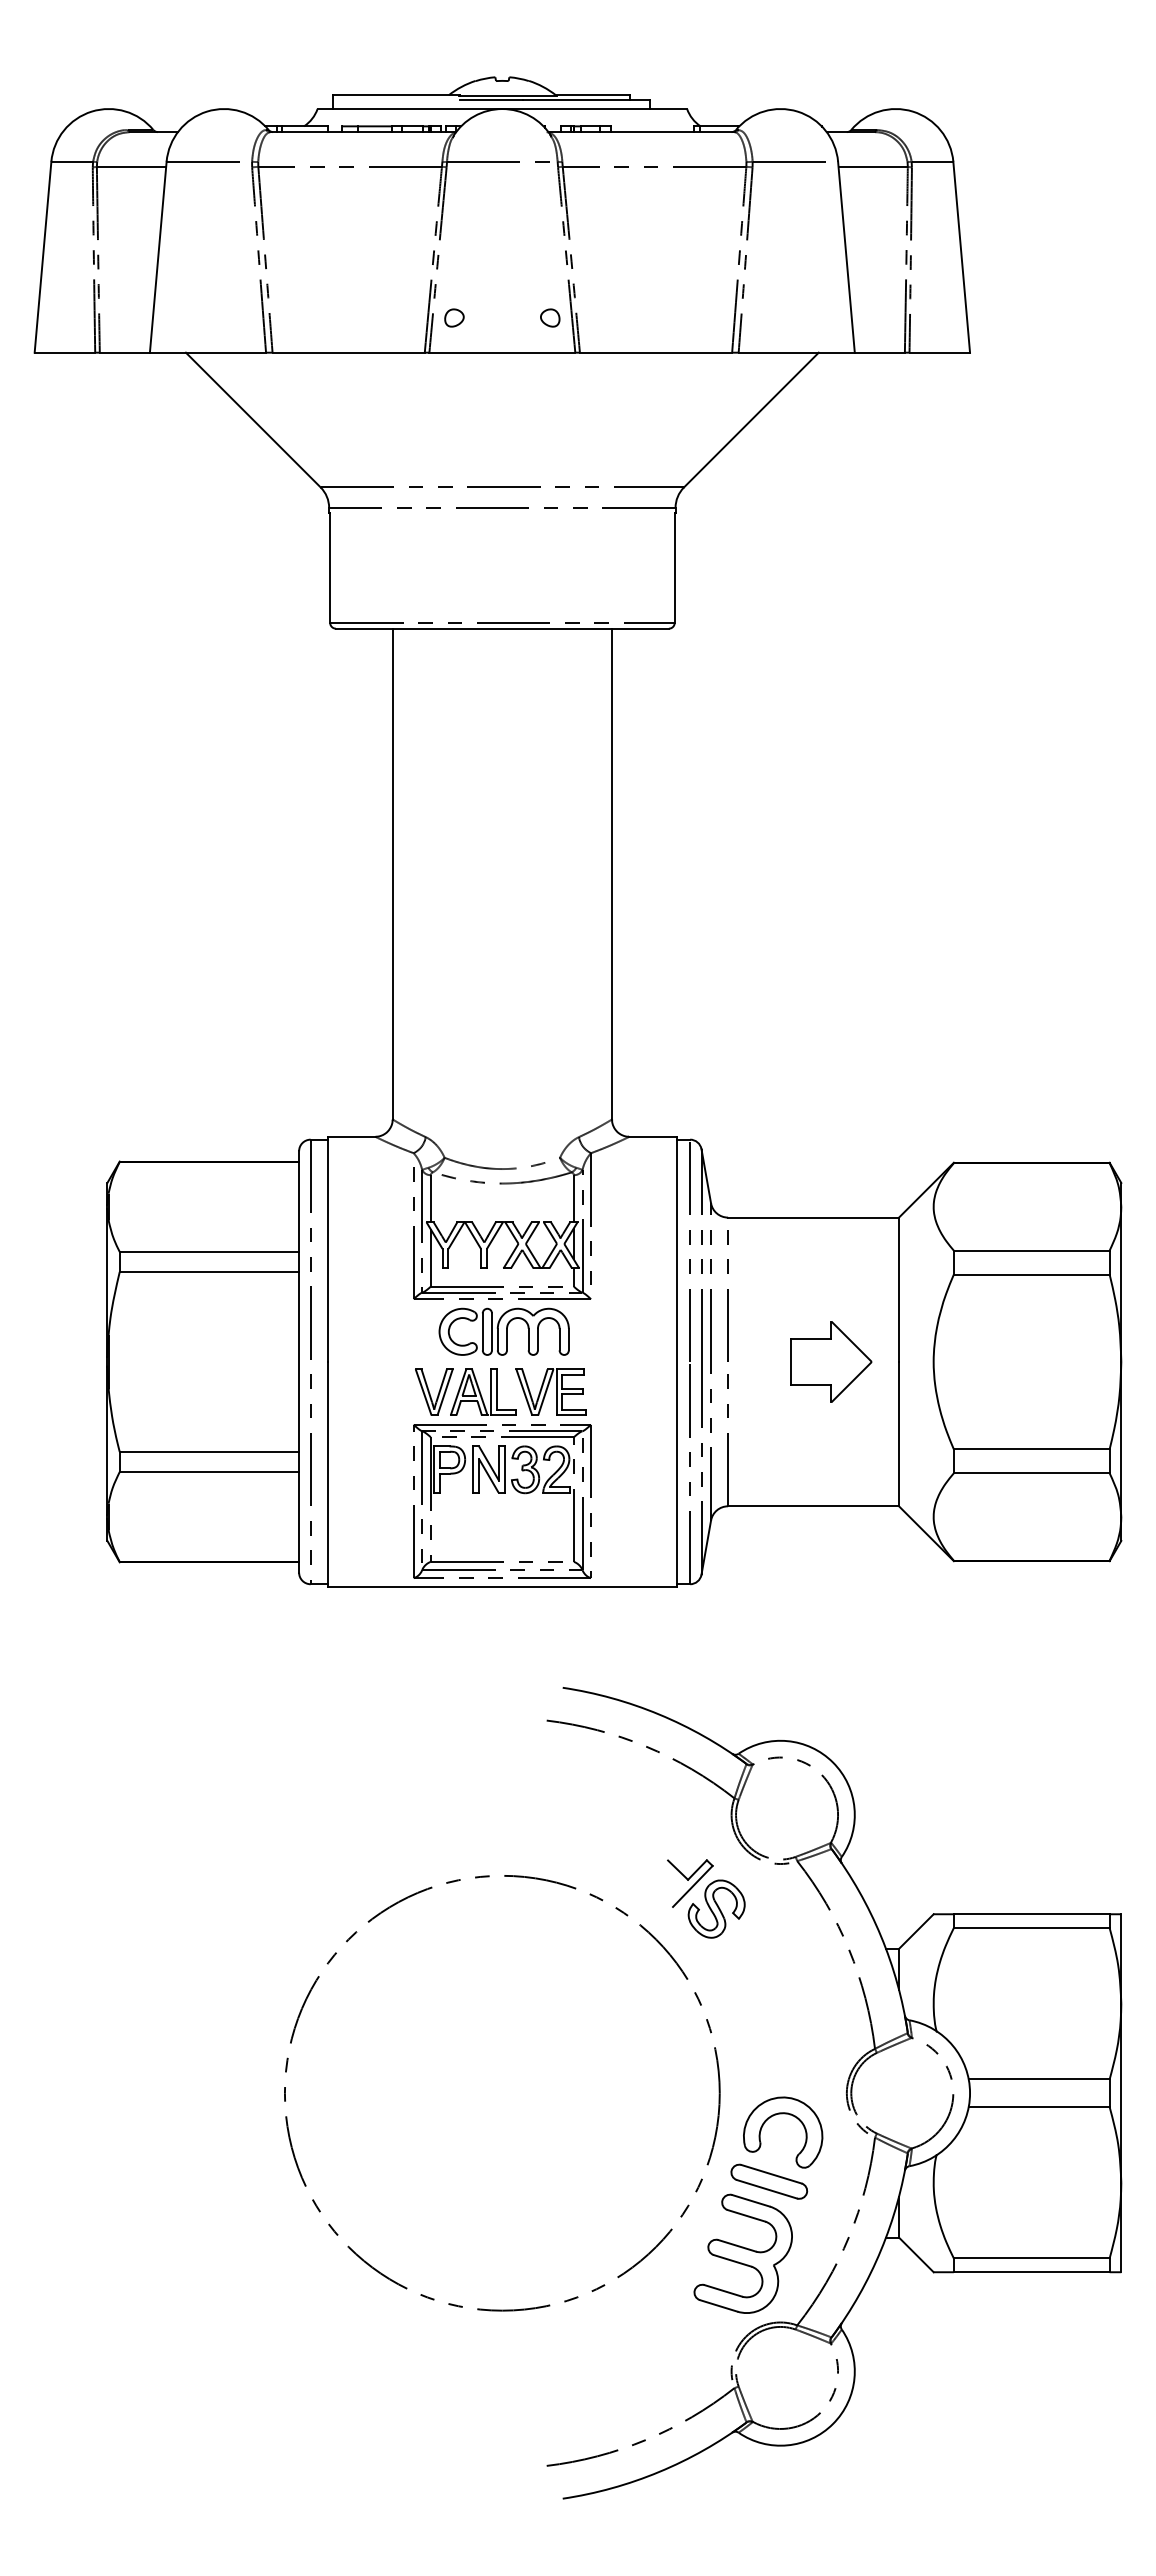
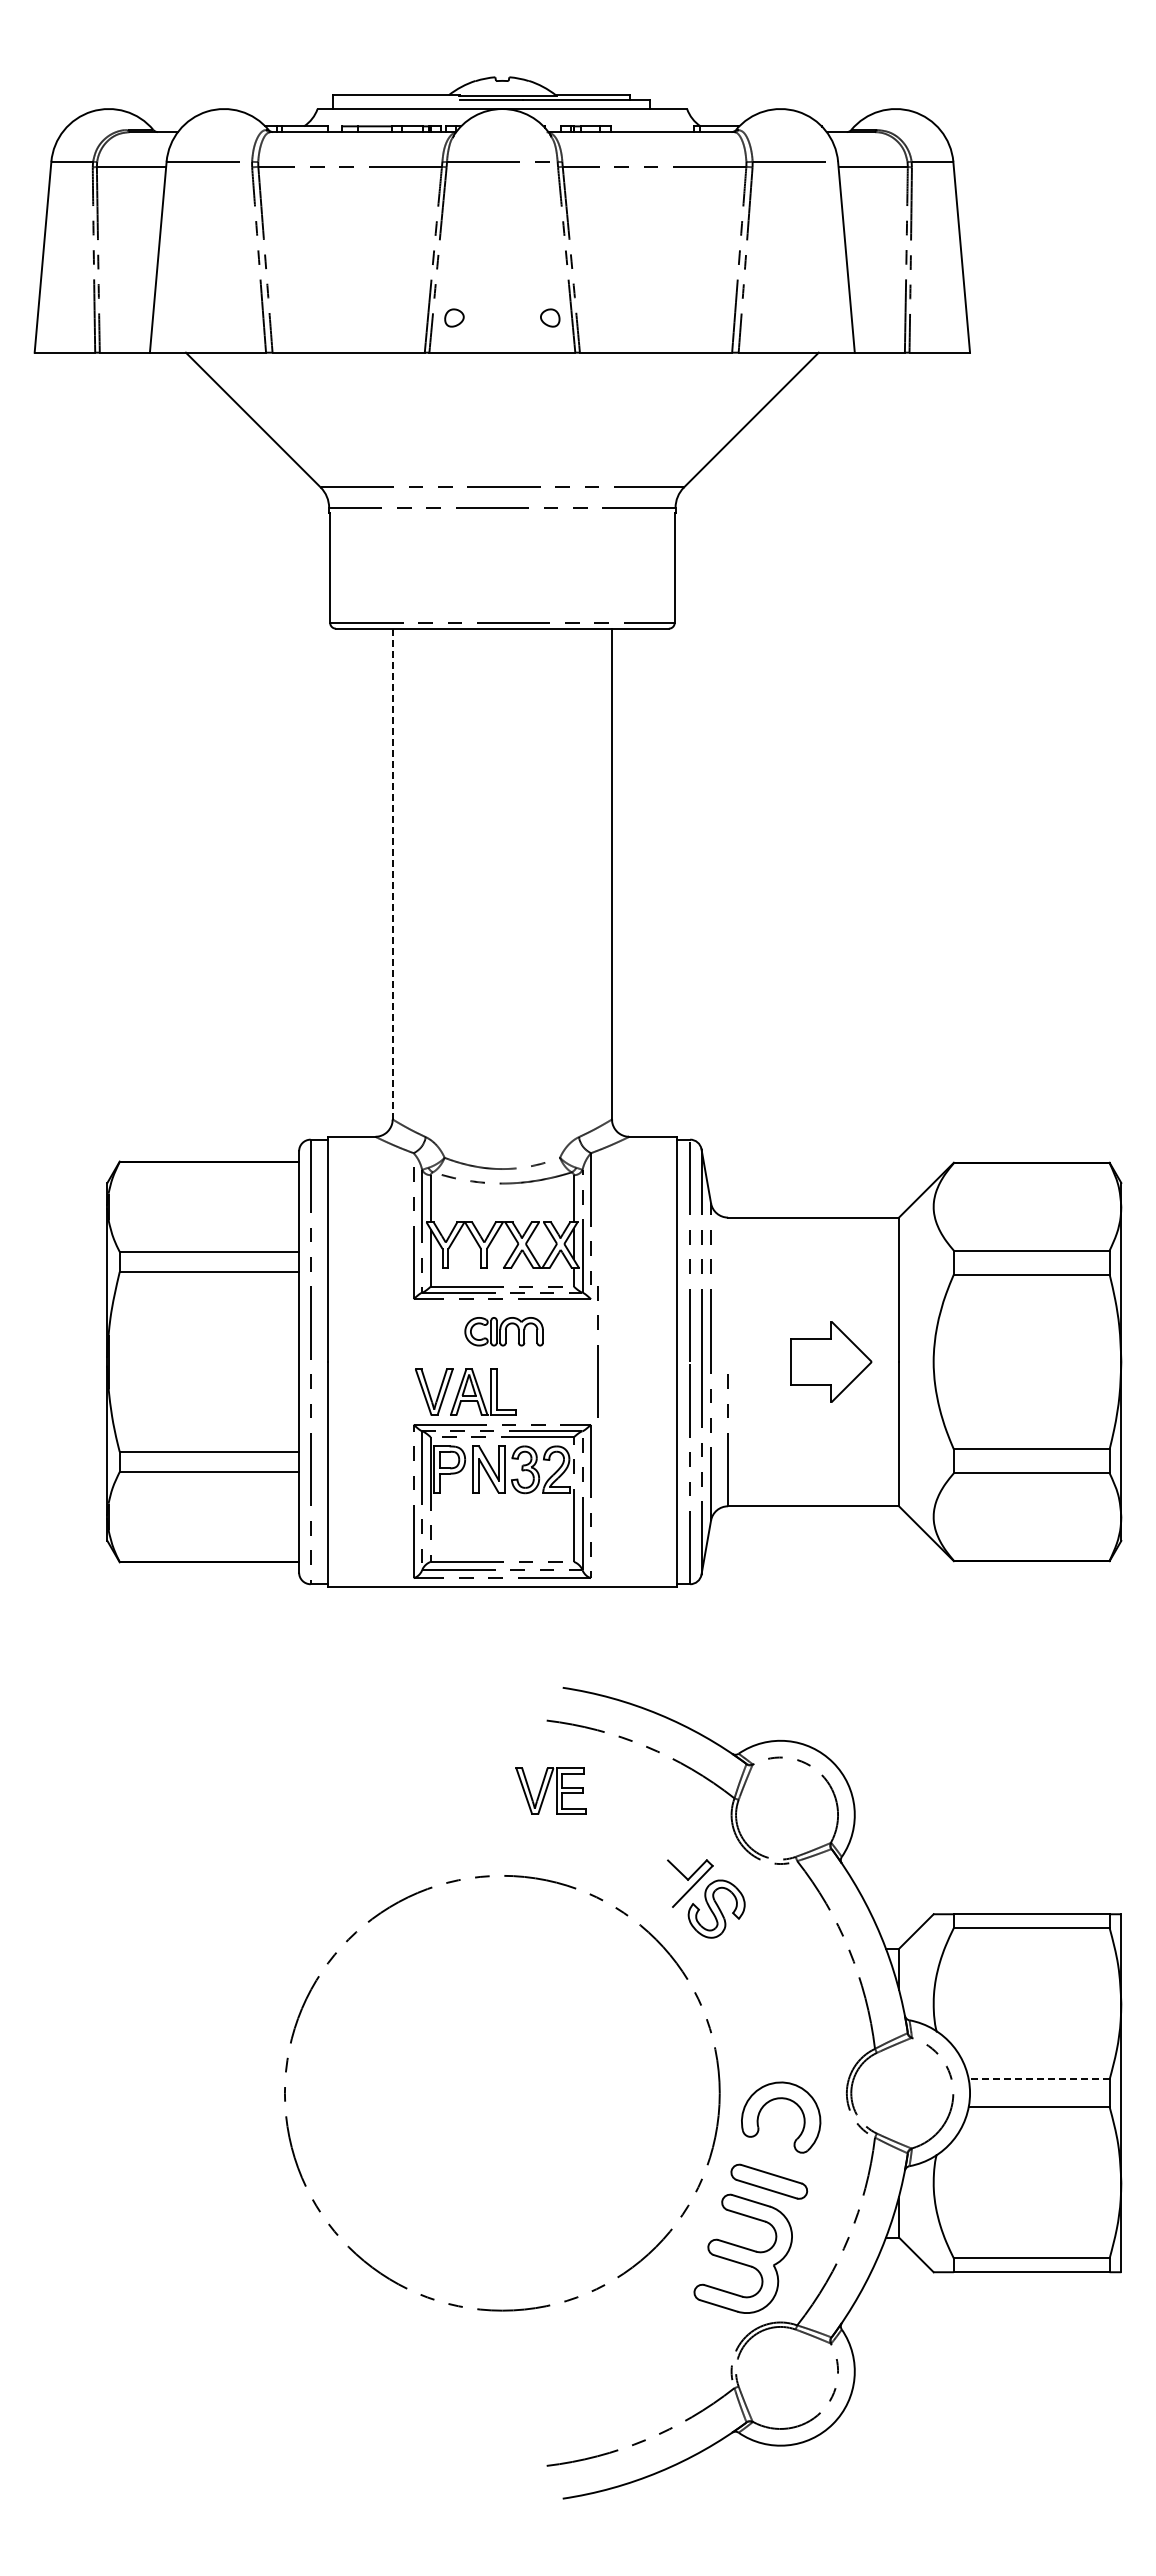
line: solid -> dashed (392, 874)
line position: (727, 1295) -> (597, 1351) (597, 1351)
part size: 132x49 px -> 80x30 px (503, 1331)
part position: (550, 1391) -> (550, 1790) (550, 1790)
line: solid -> dashed (1038, 2079)
part position: (783, 2114) -> (781, 2099) (781, 2099)
